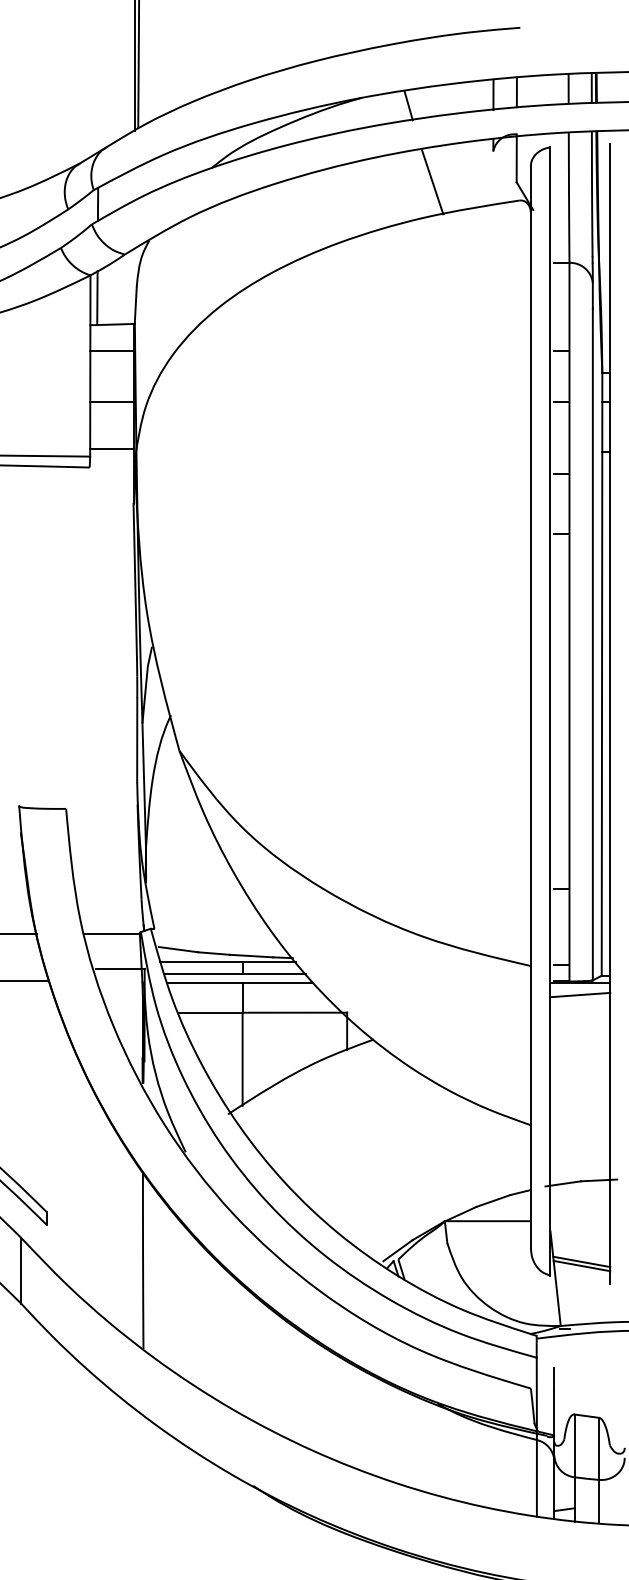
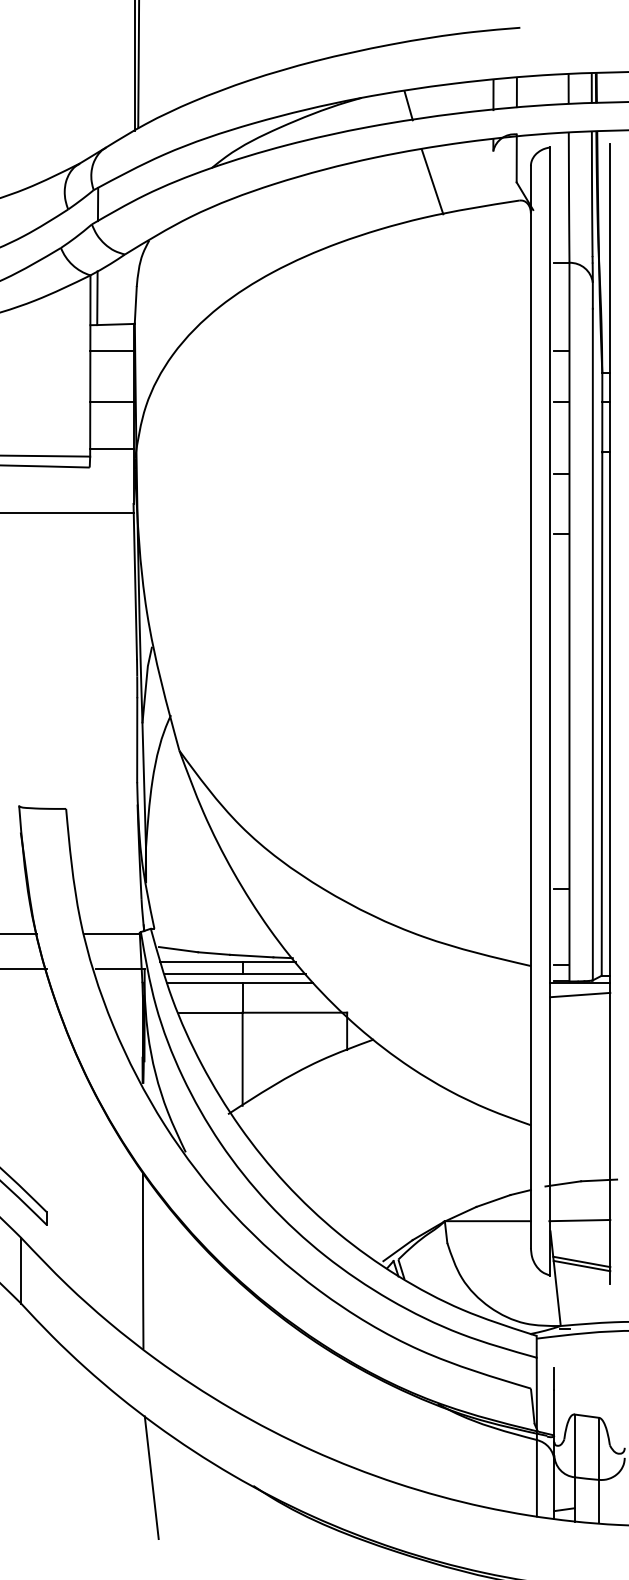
line: none -> present (67, 512)
line position: (24, 981) -> (24, 969) (24, 969)
line: none -> present (579, 1220)
line: none -> present (151, 1477)
